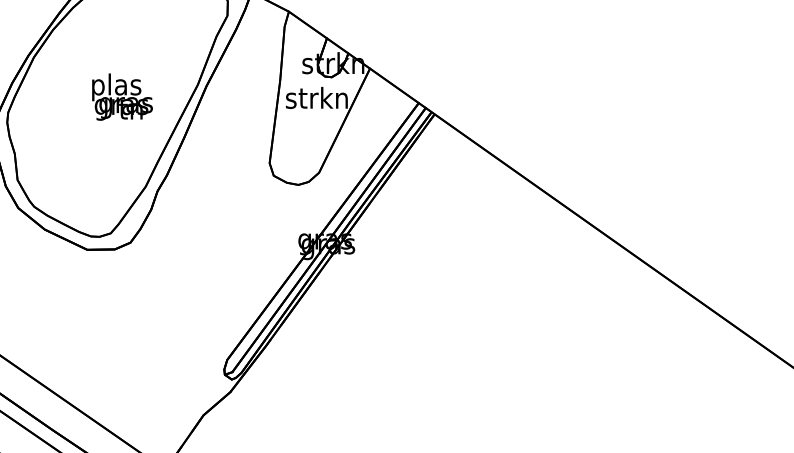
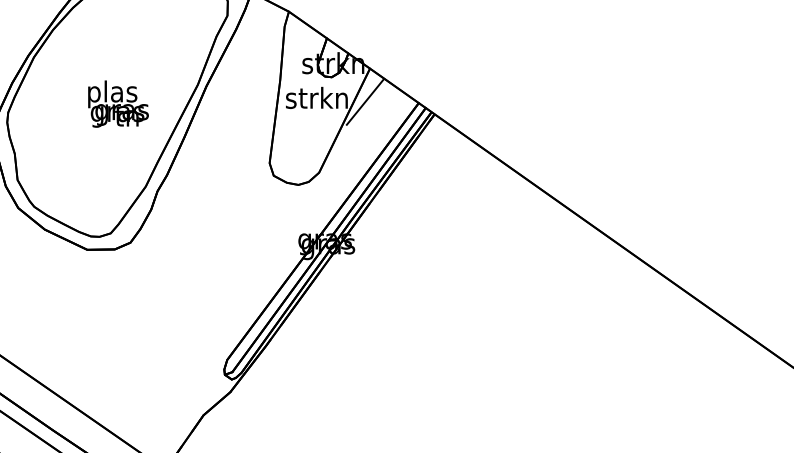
text position: (122, 96) -> (118, 103) (118, 103)
line: none -> present (365, 101)
